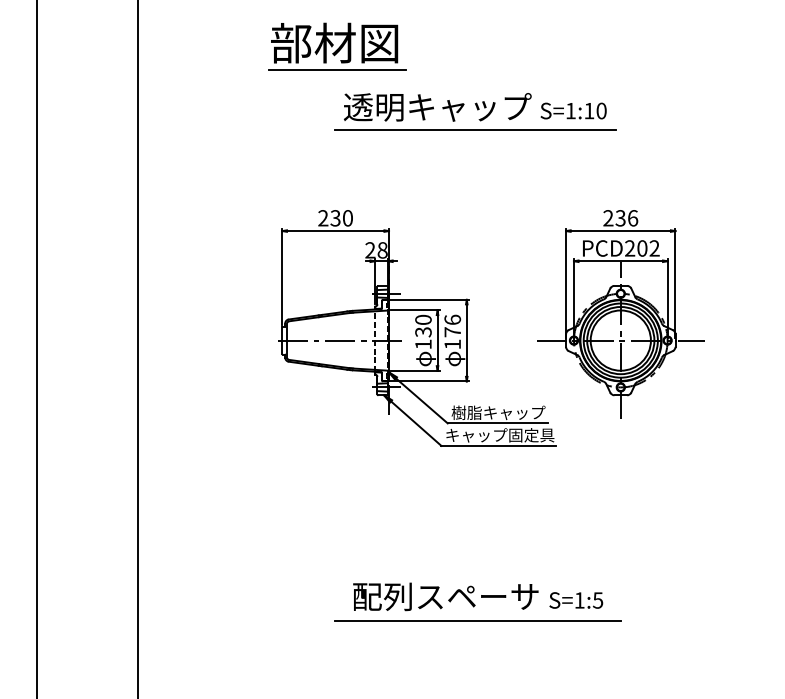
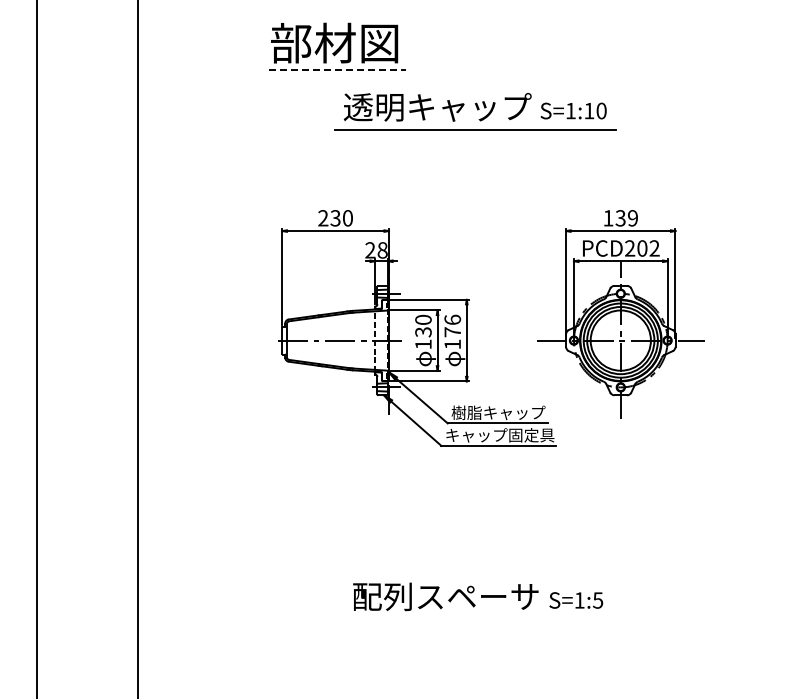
line: solid -> dashed (337, 70)
text: 236 -> 139 (620, 218)
line: present -> none (477, 620)
